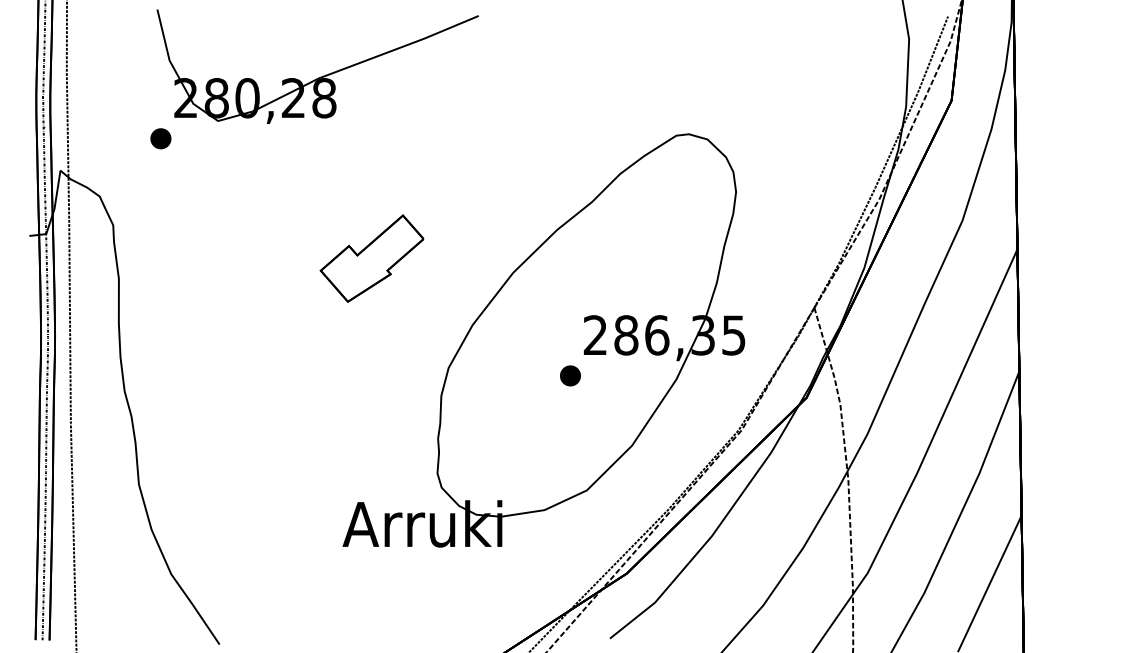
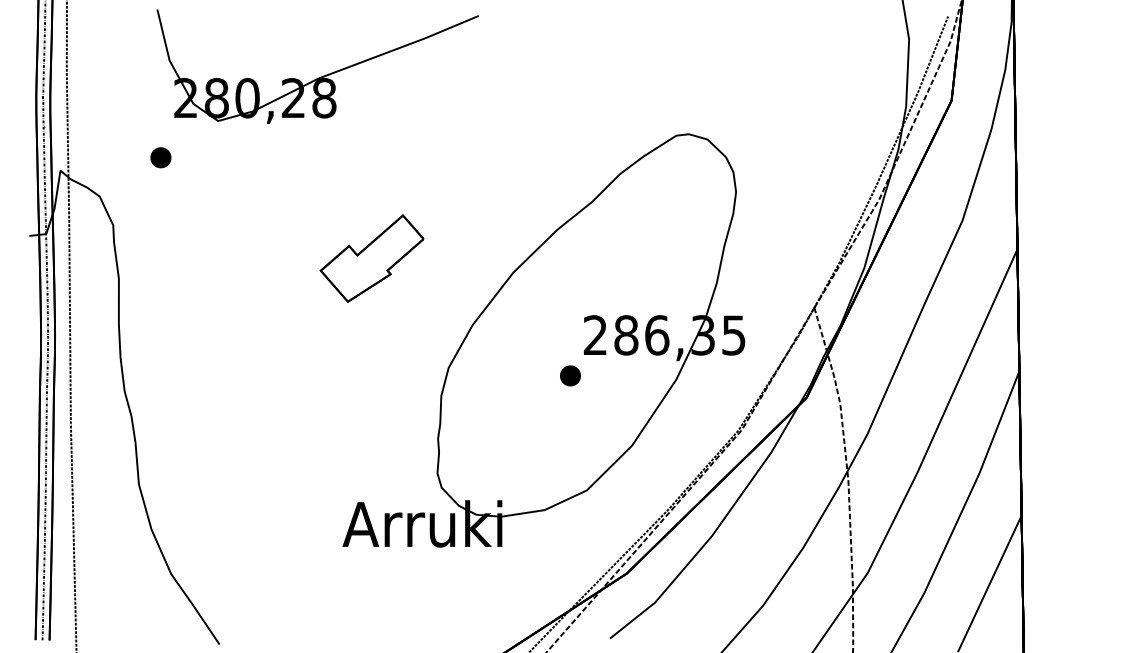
part position: (160, 138) -> (160, 157) (160, 157)
